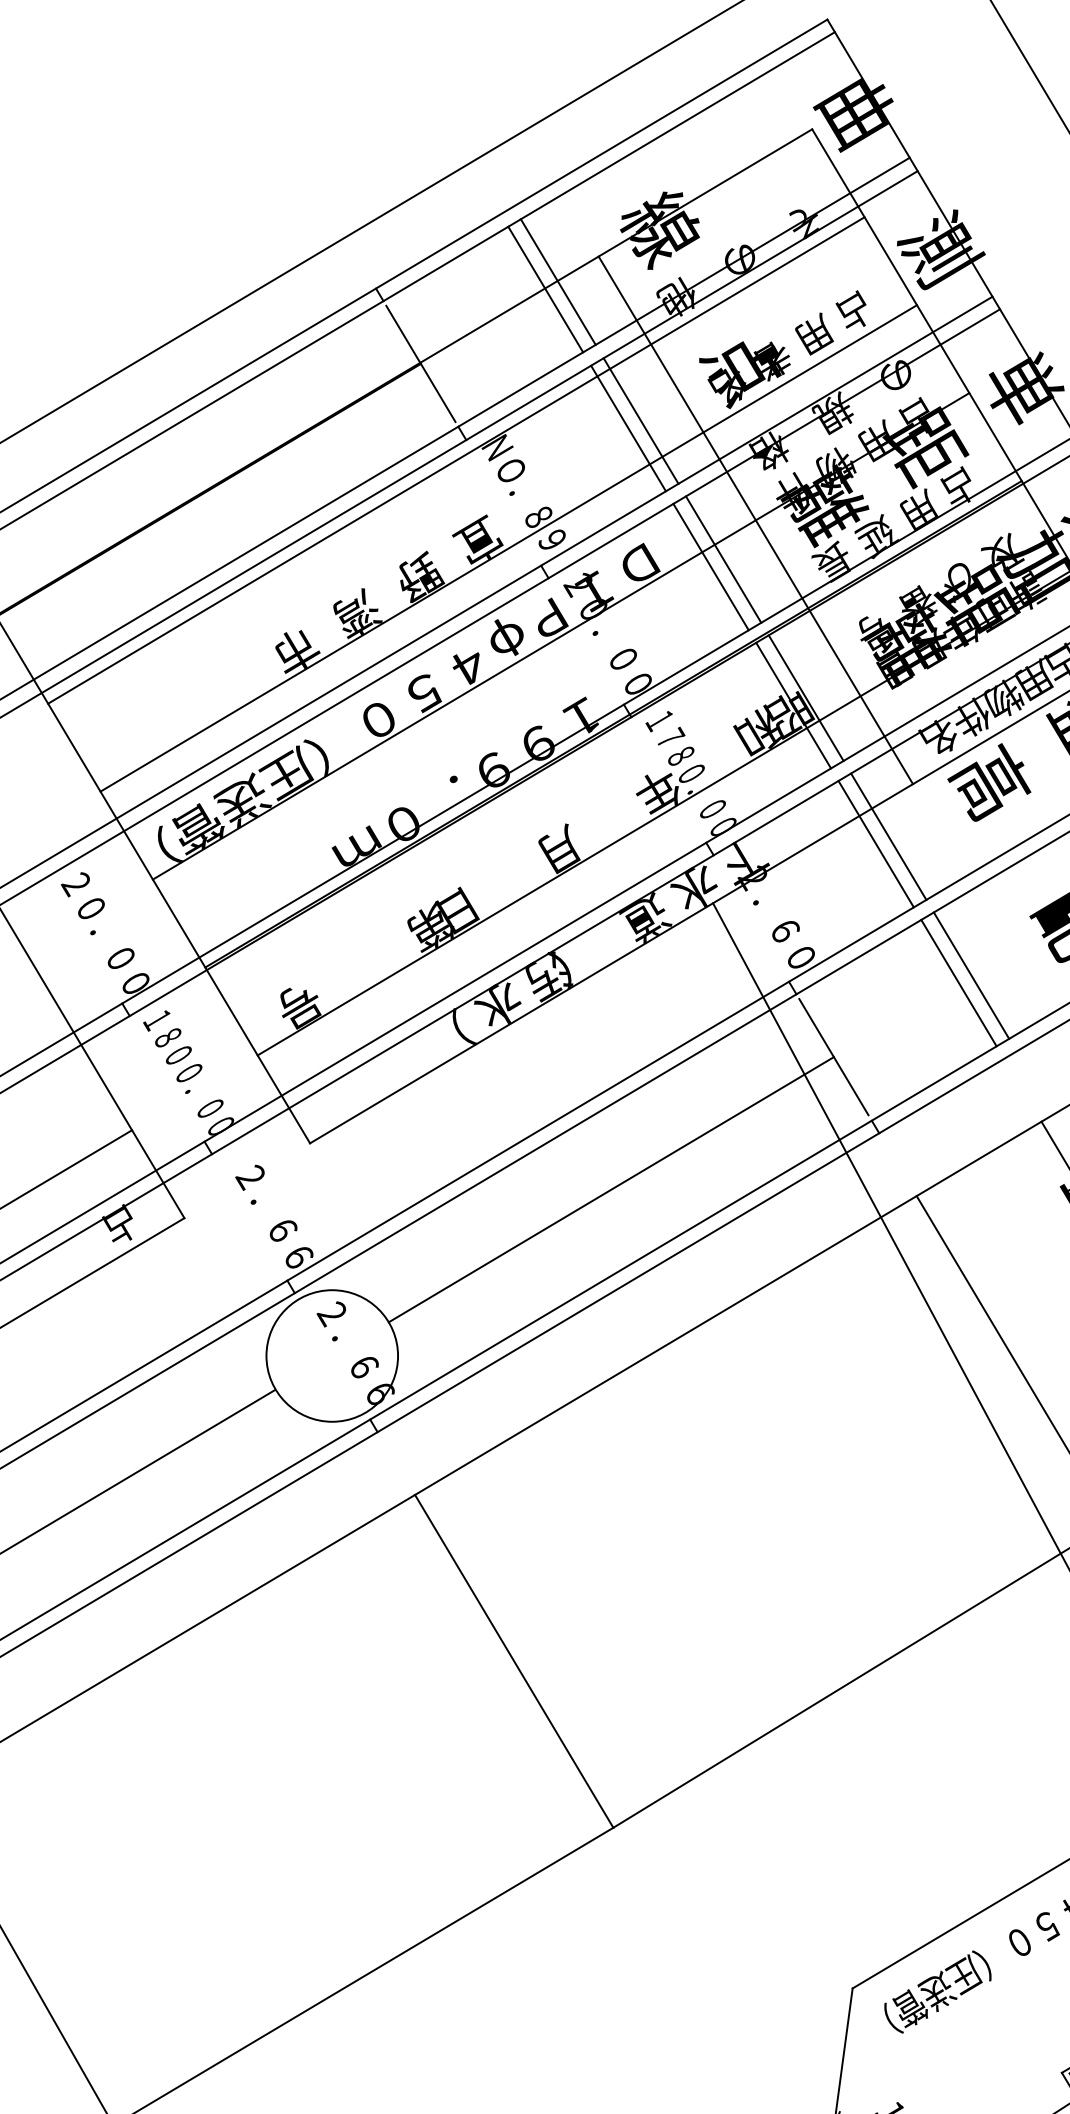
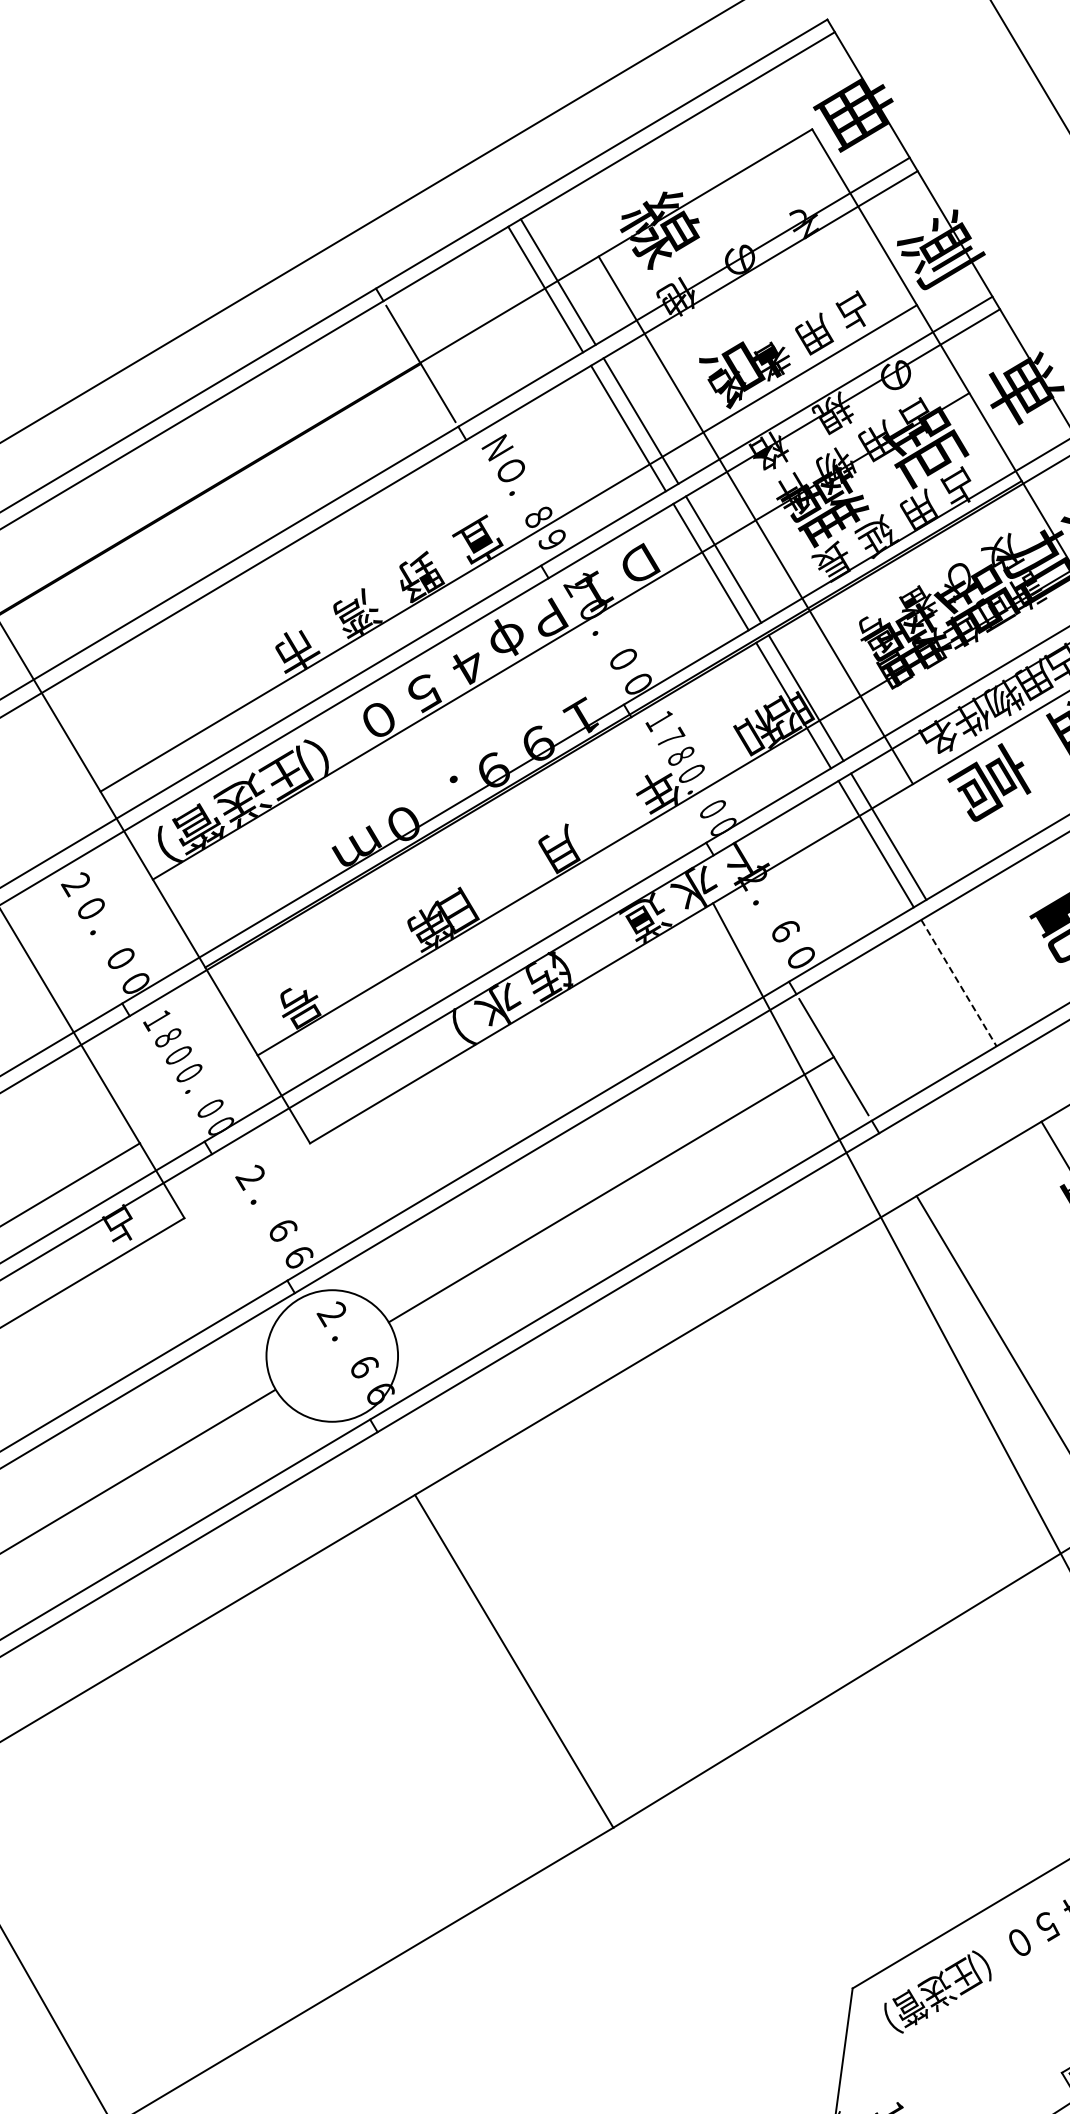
line: present -> none (456, 460)
line: present -> none (971, 975)
line: solid -> dashed (958, 983)
line position: (67, 1168) -> (71, 1184) (71, 1184)
